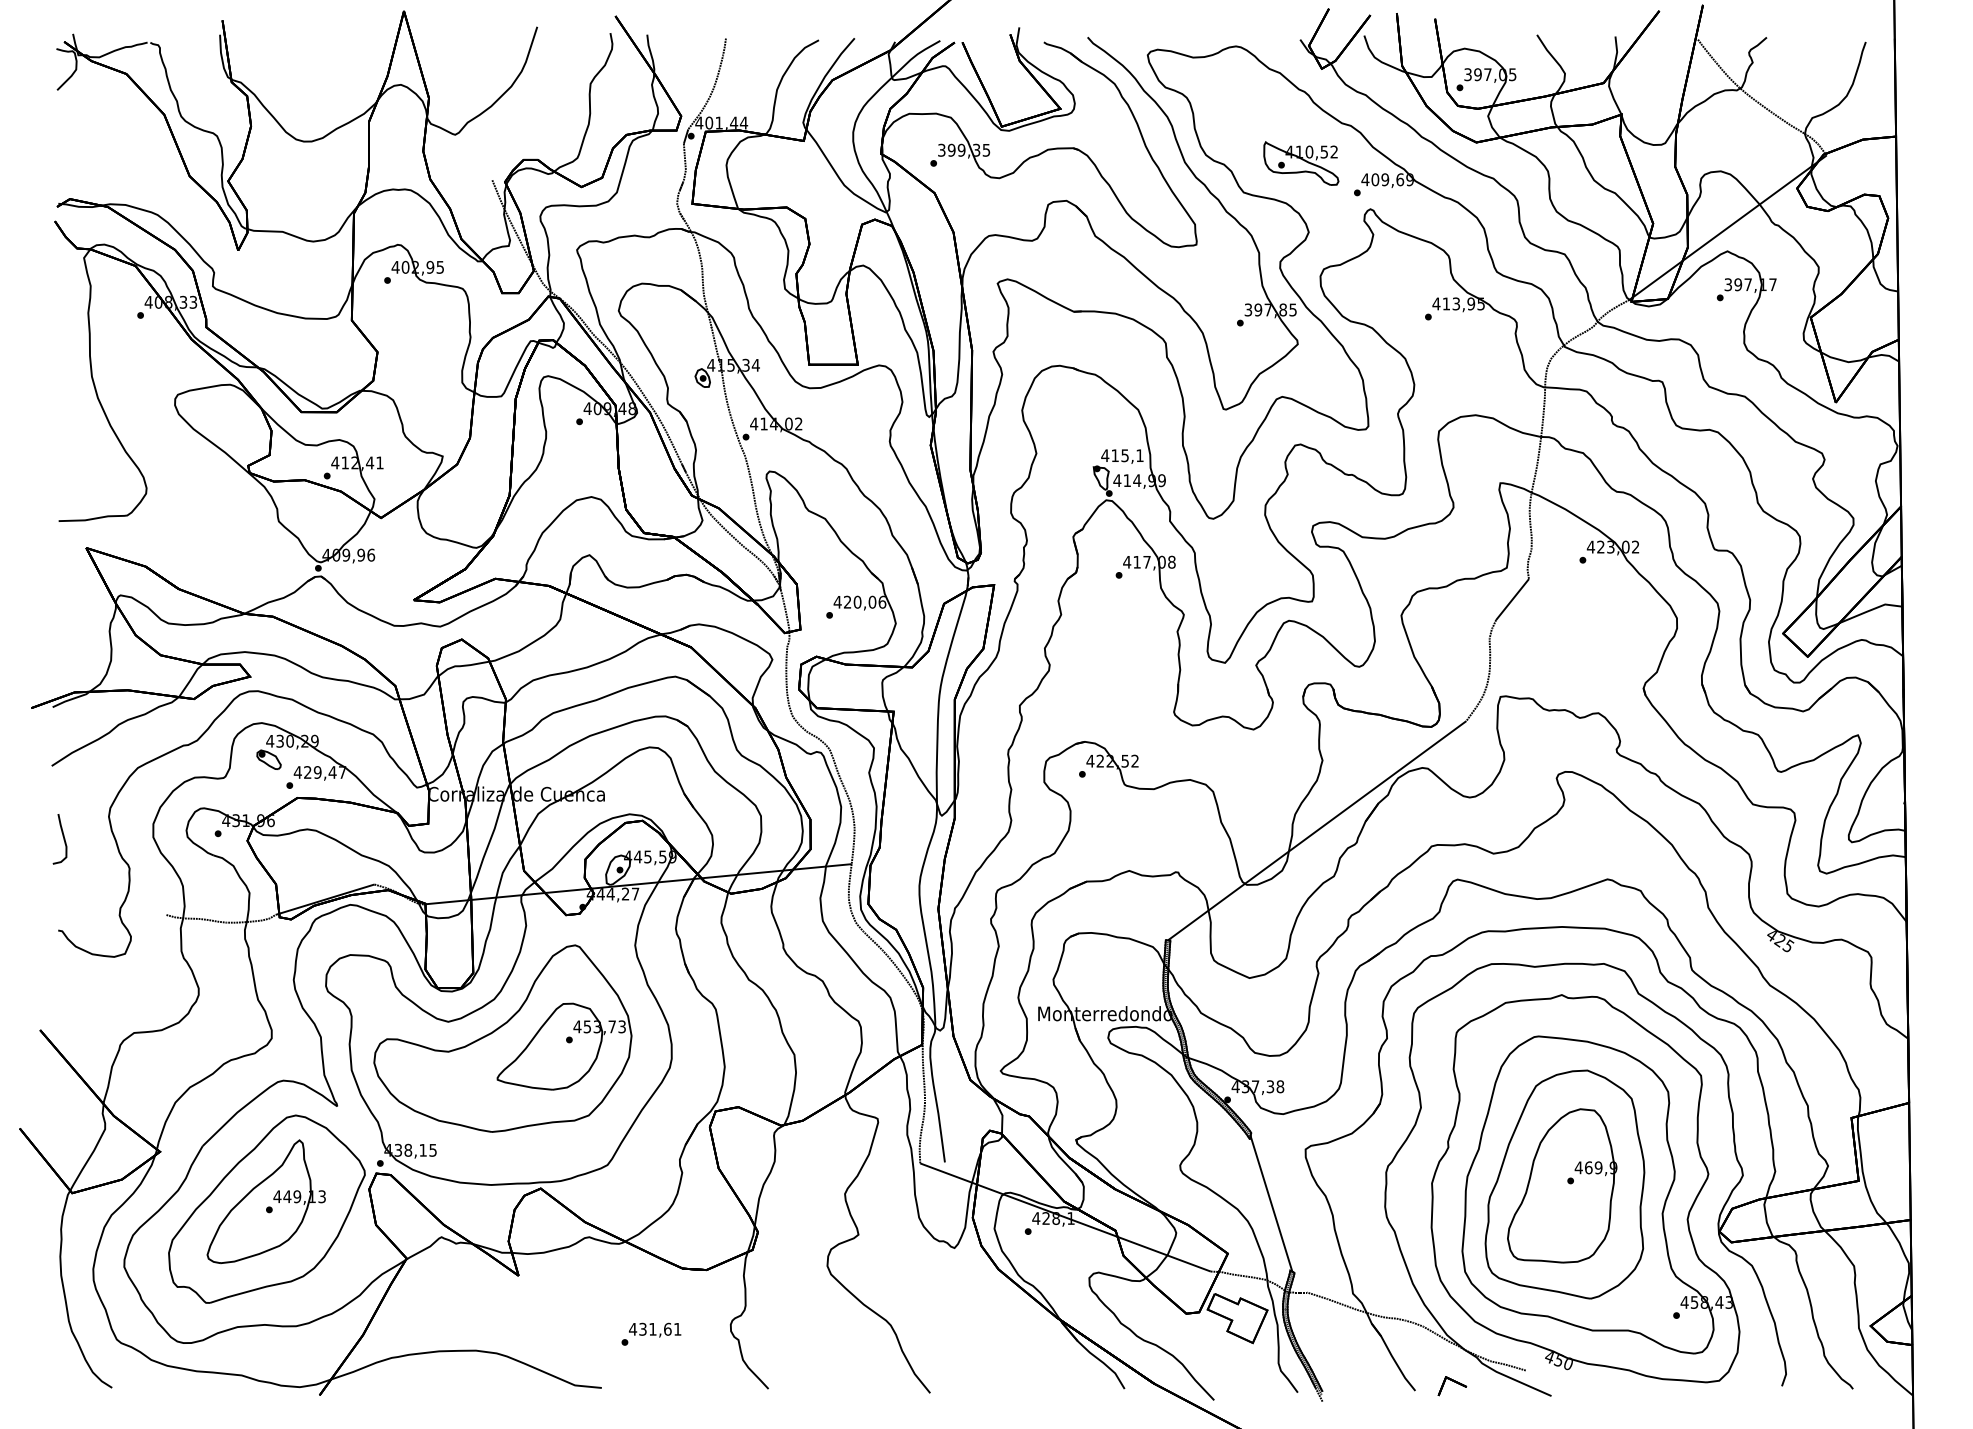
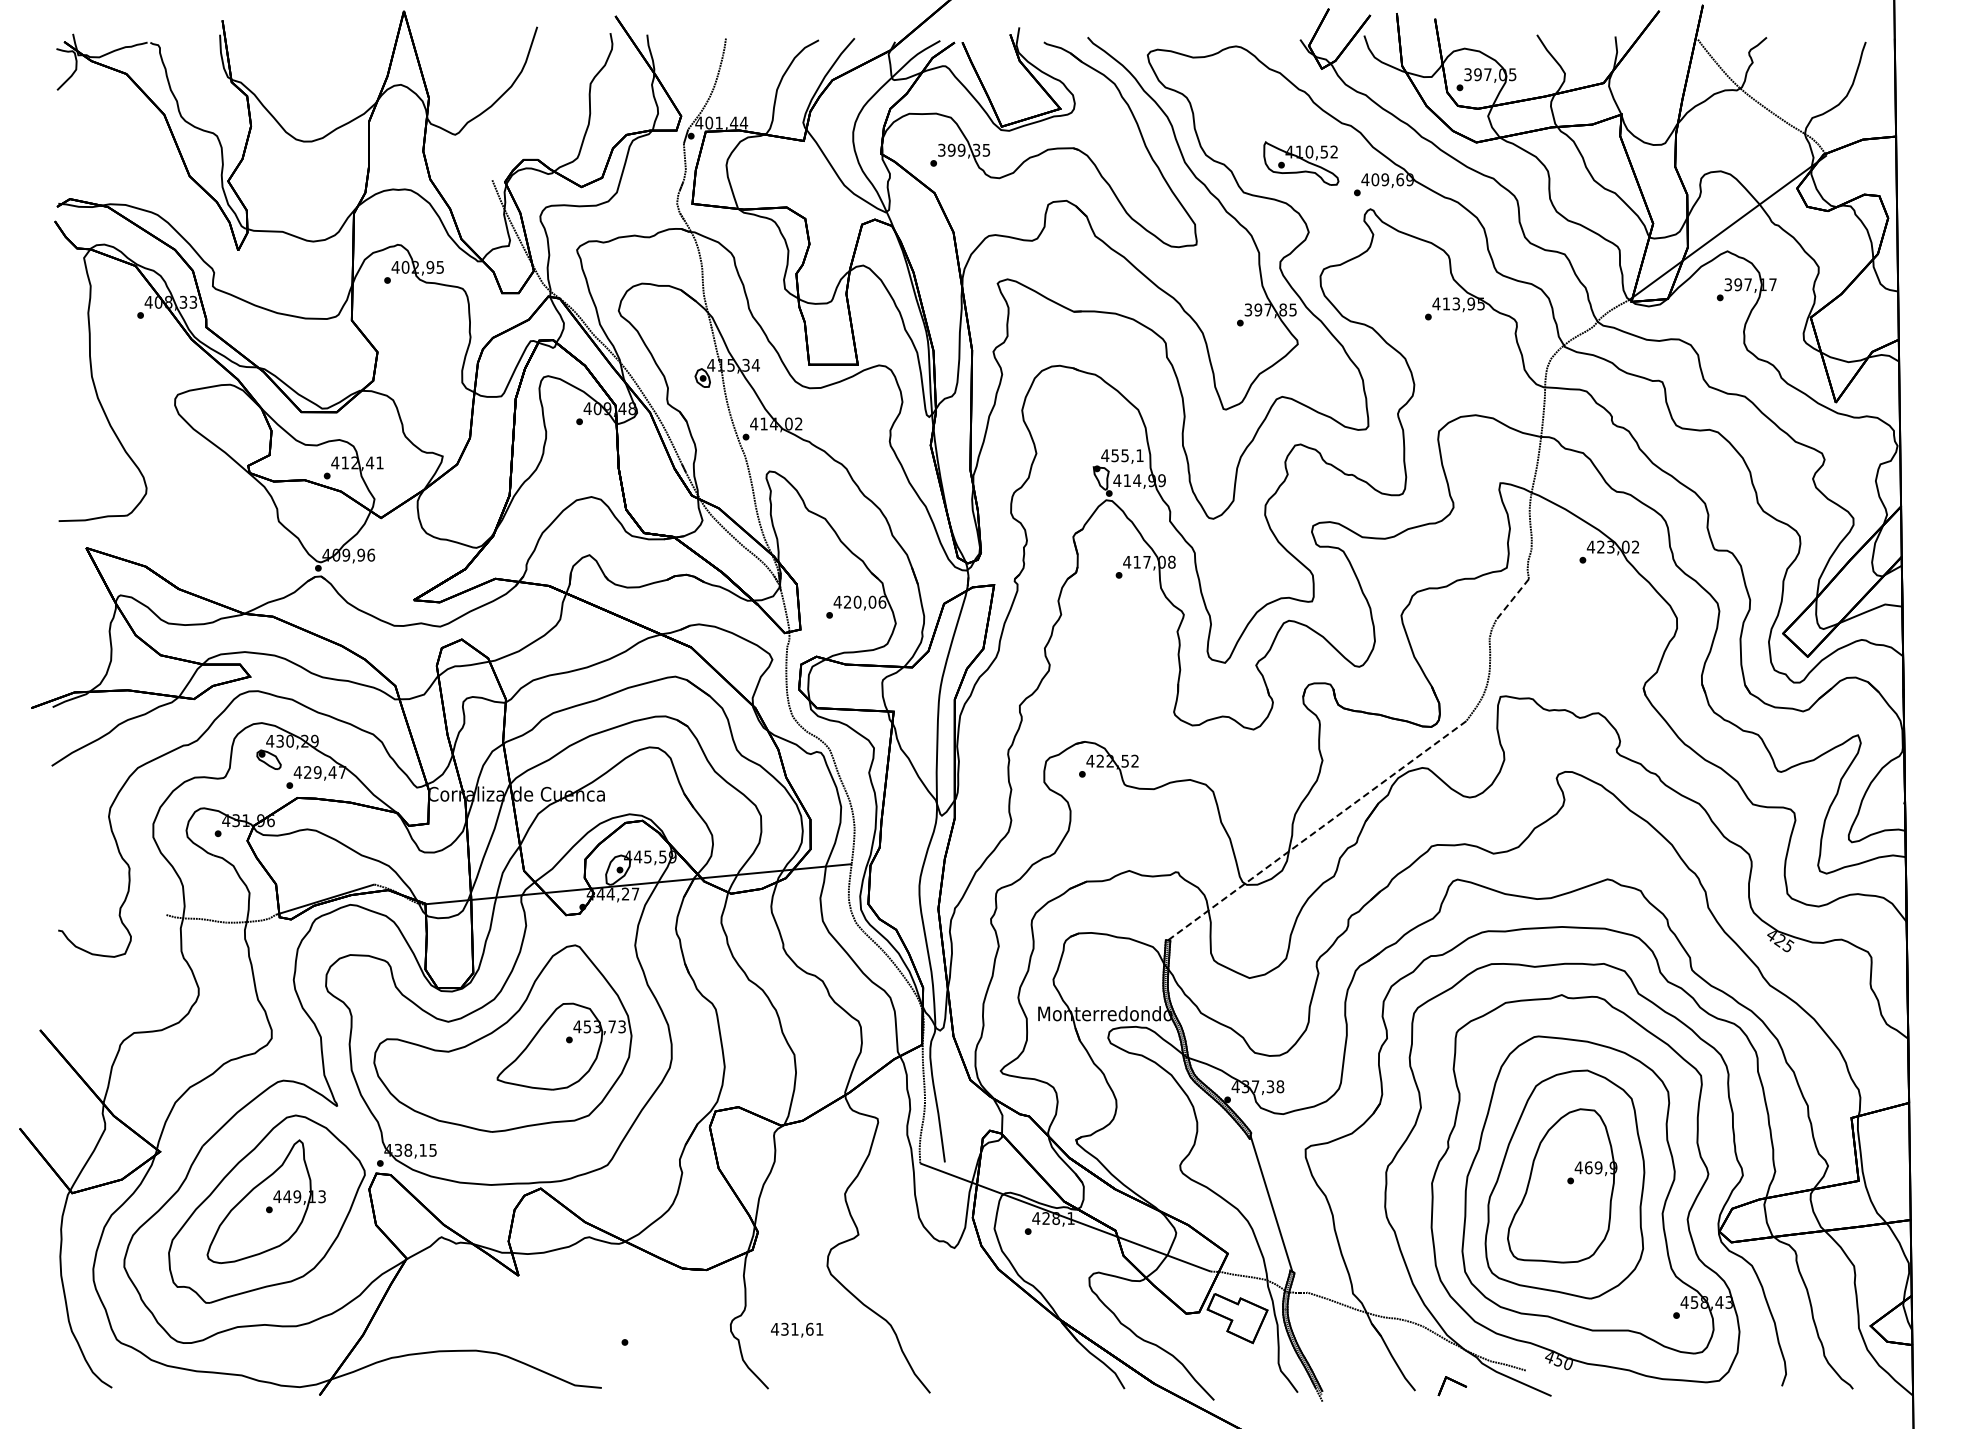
text: 415,1 -> 455,1 (1114, 455)
line: solid -> dashed (1512, 599)
line: solid -> dashed (1316, 830)
curve: present -> none (63, 839)
text position: (655, 1329) -> (797, 1329) (797, 1329)
